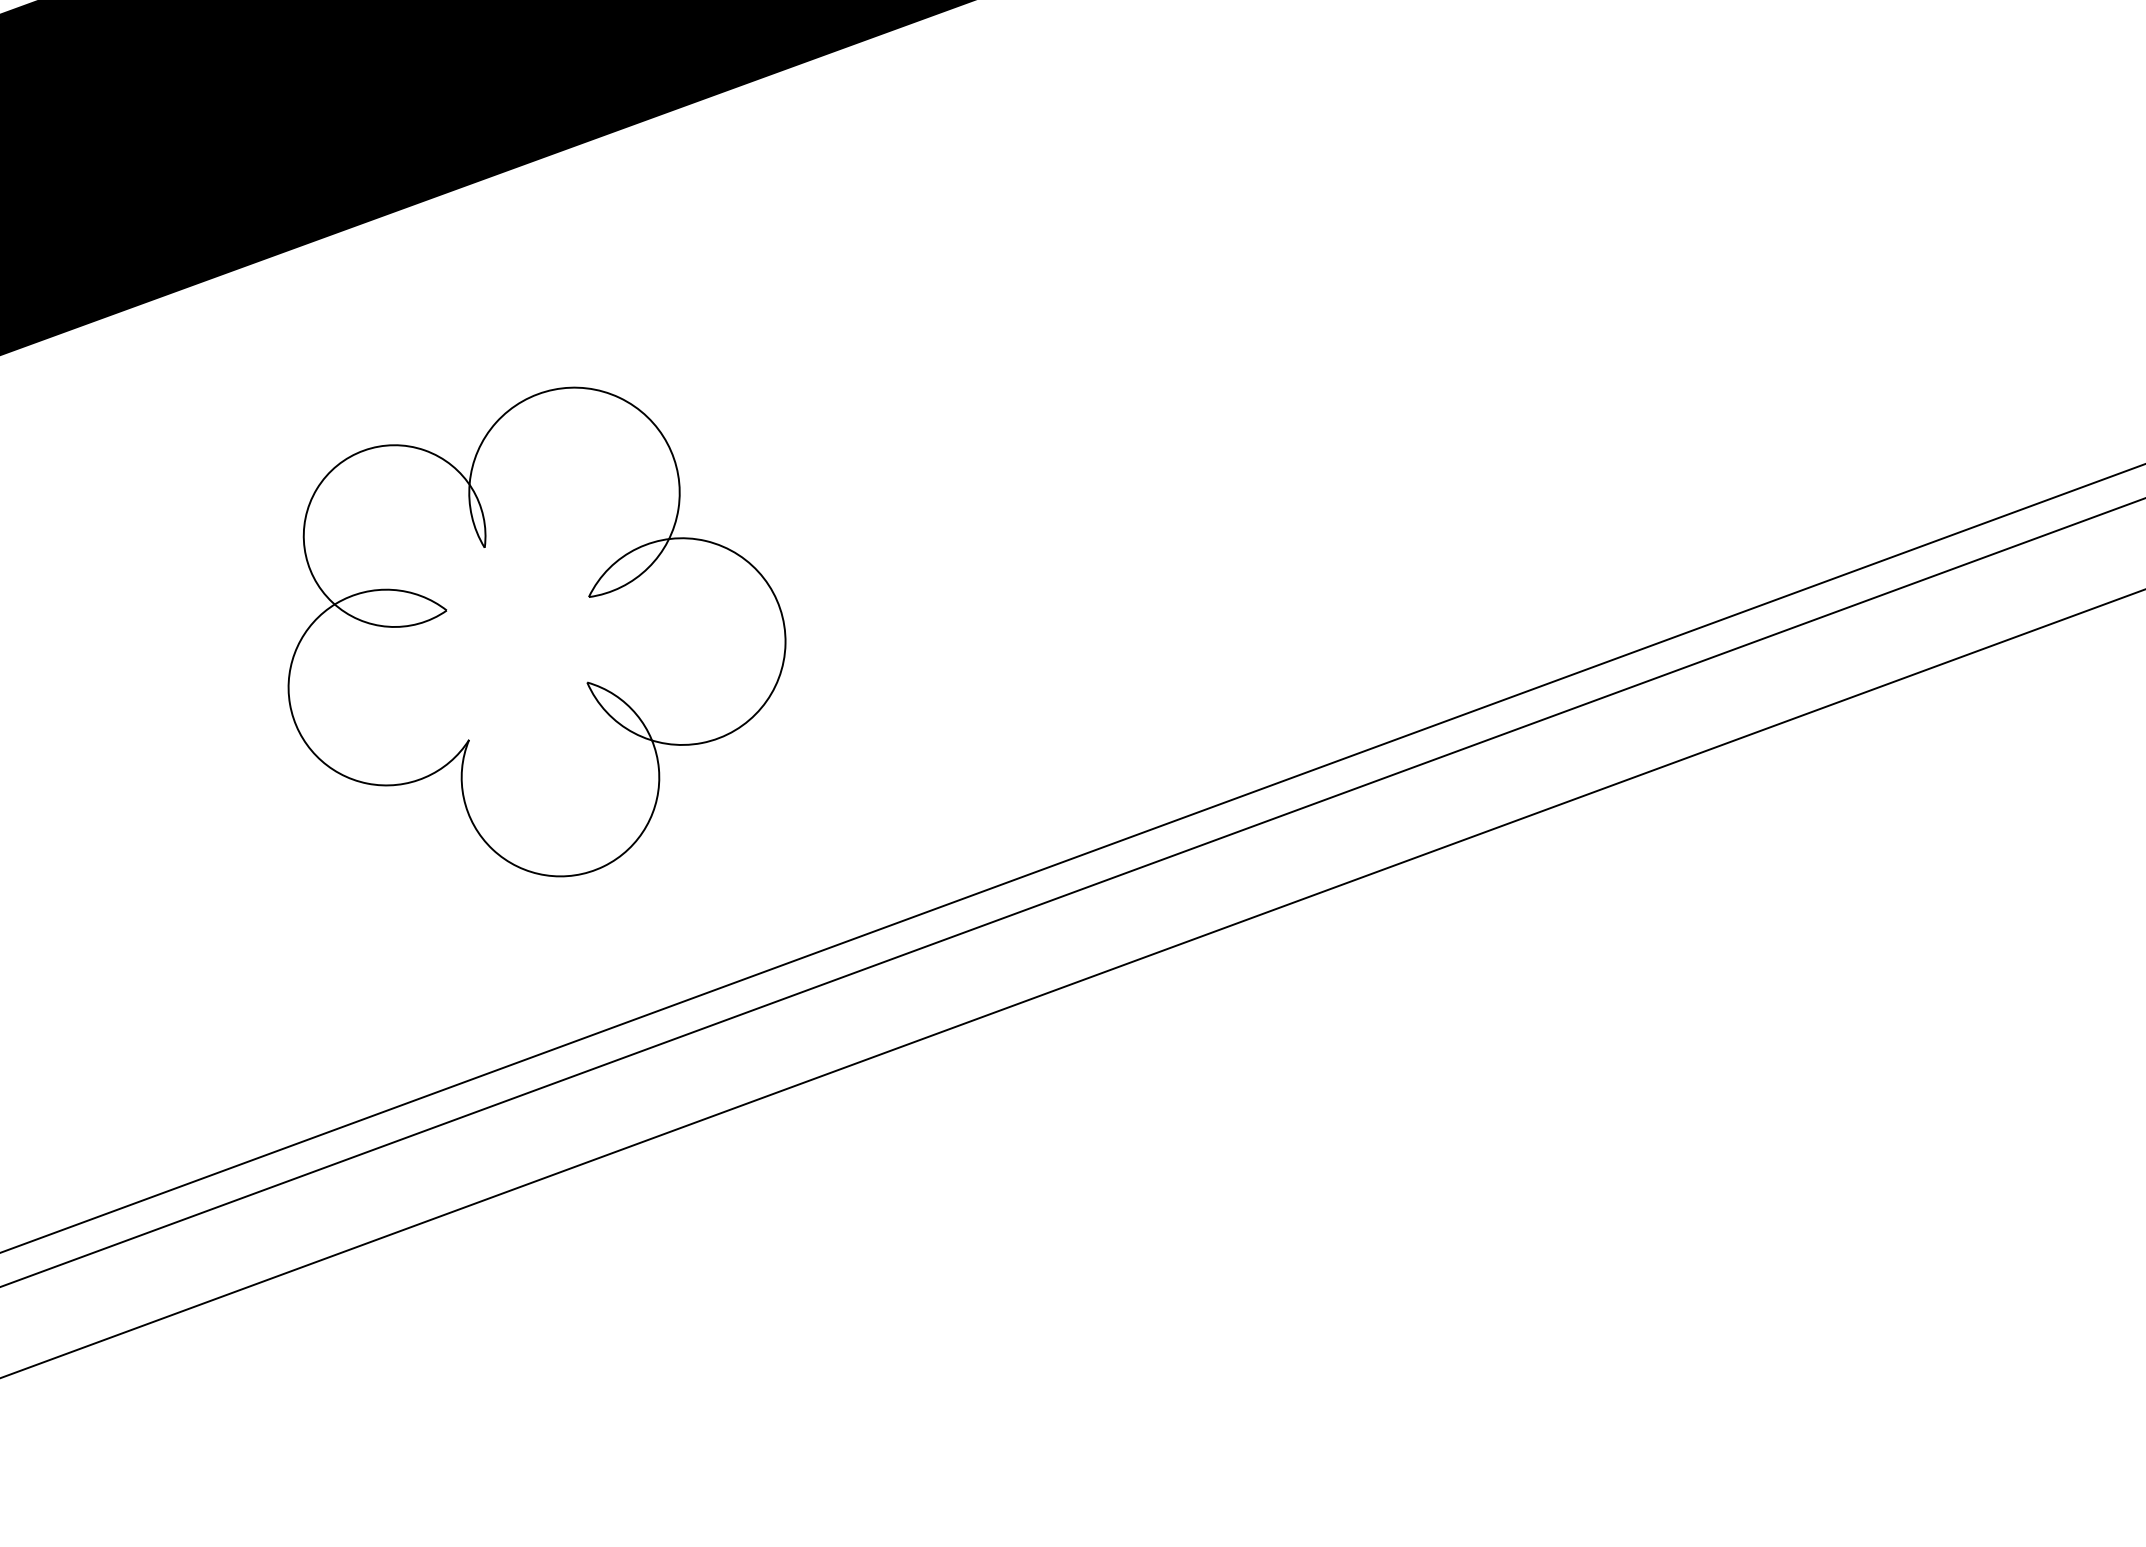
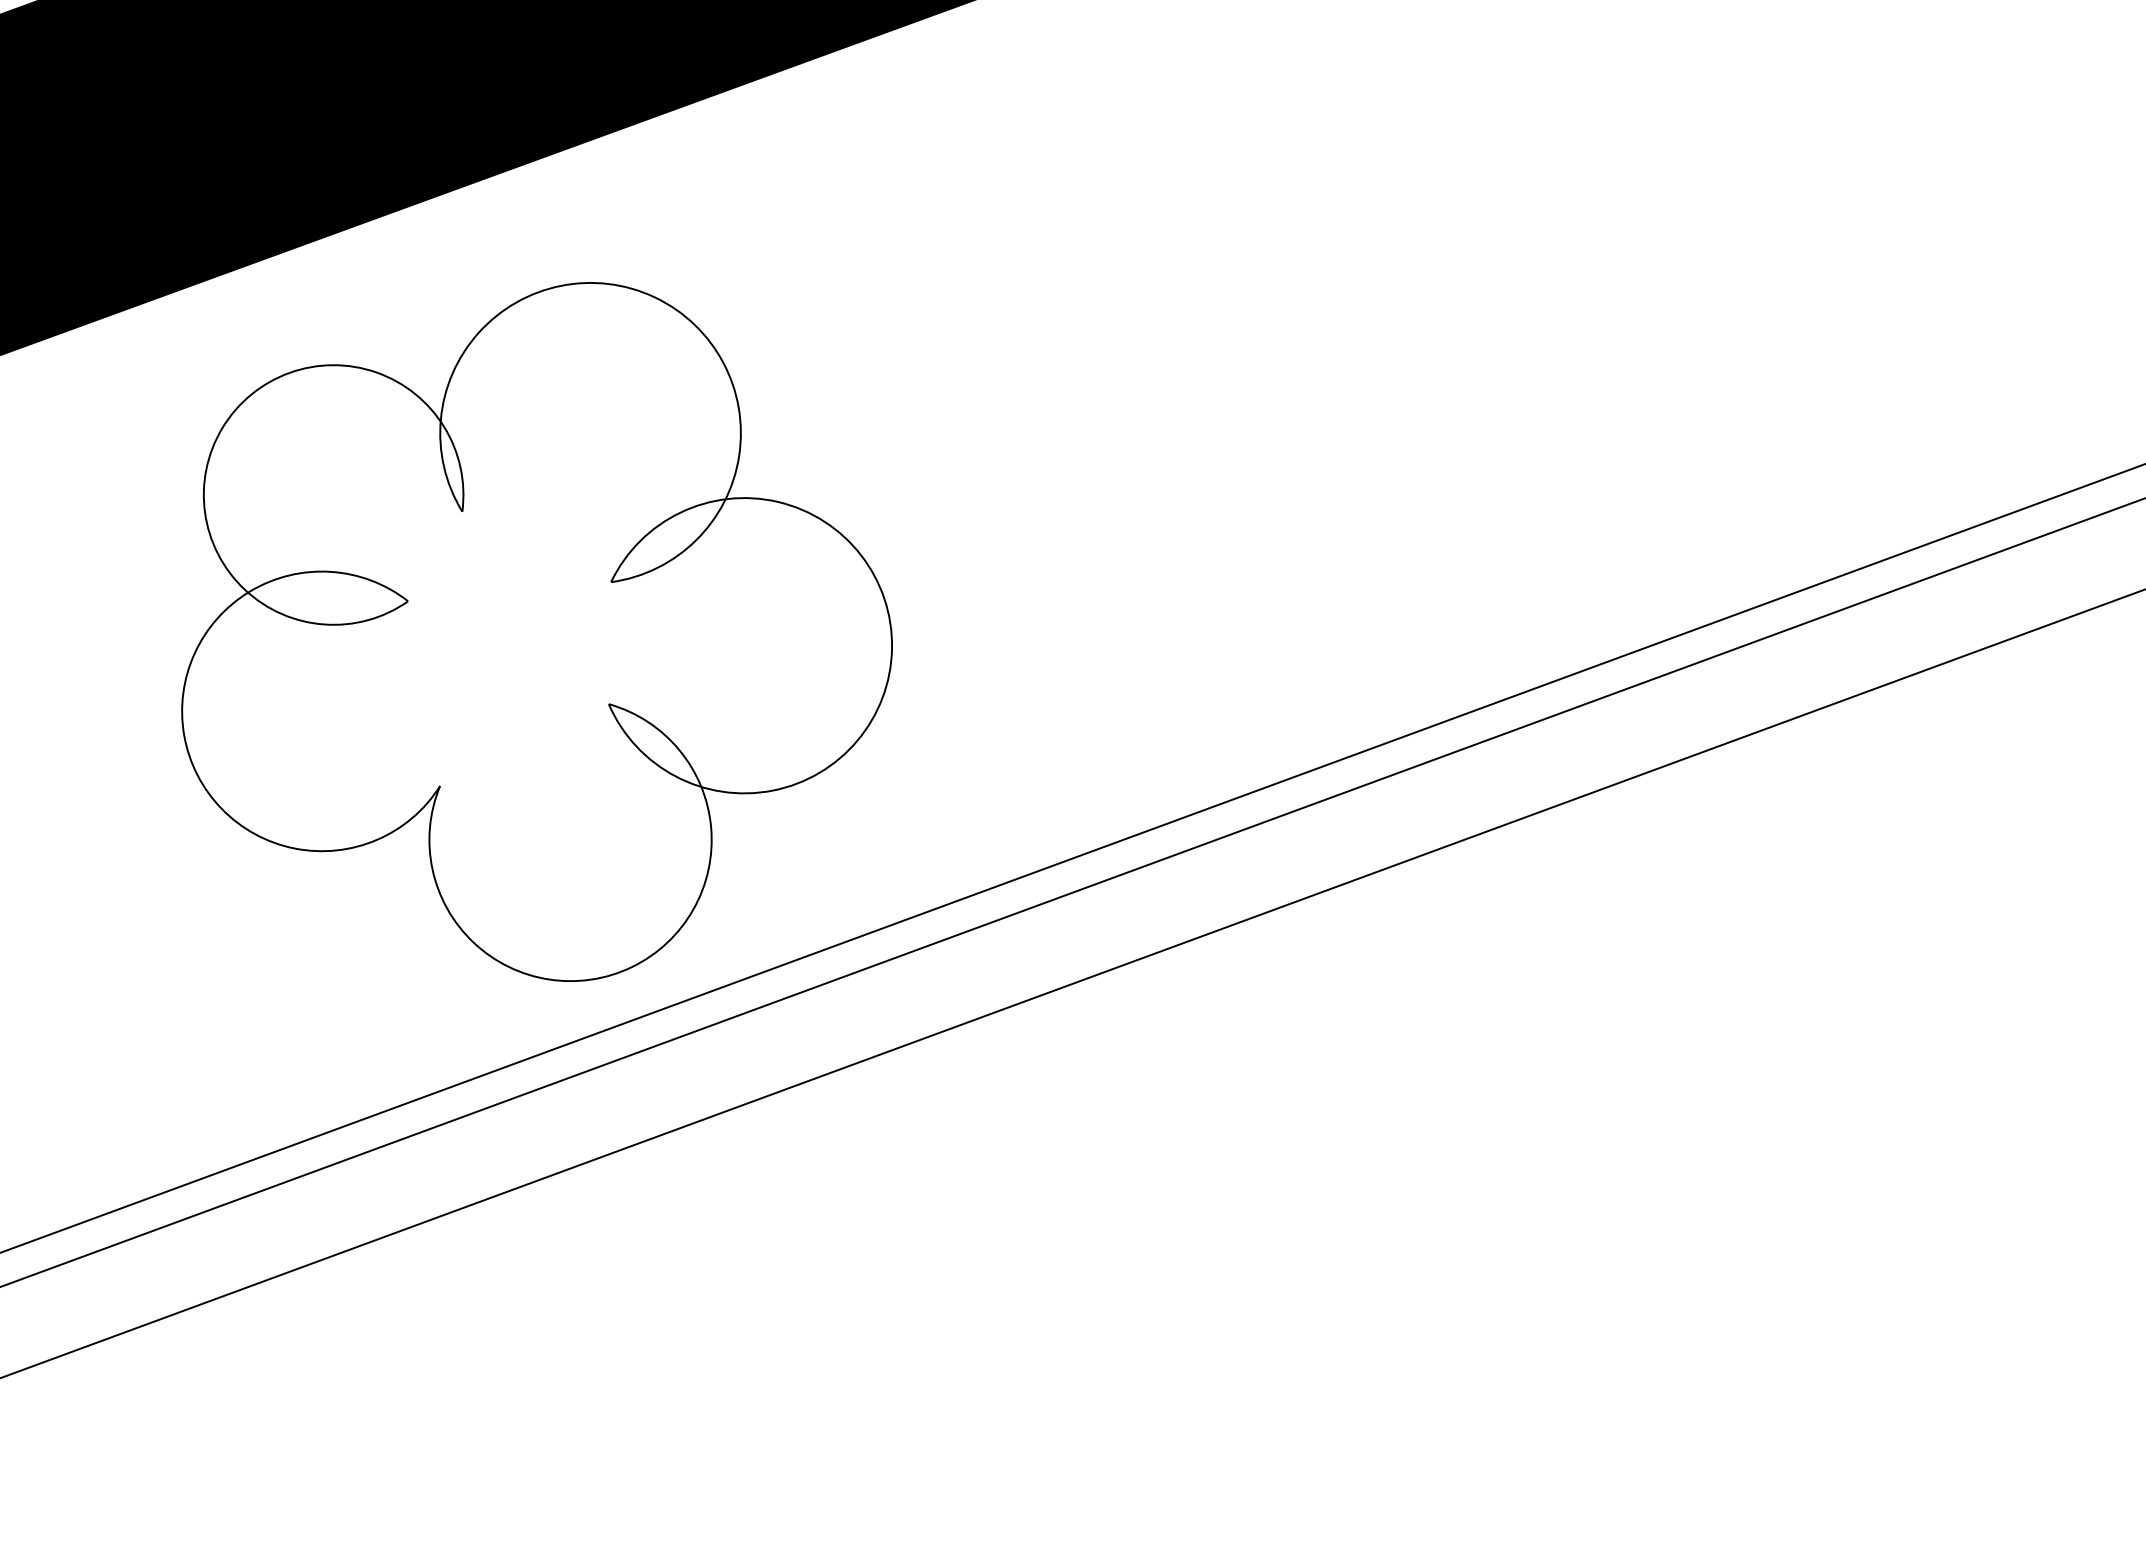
part size: 500x492 px -> 712x700 px (536, 631)
